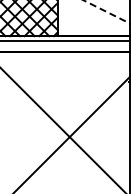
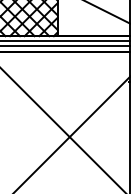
line: dashed -> solid (106, 11)
line: none -> present (64, 45)
